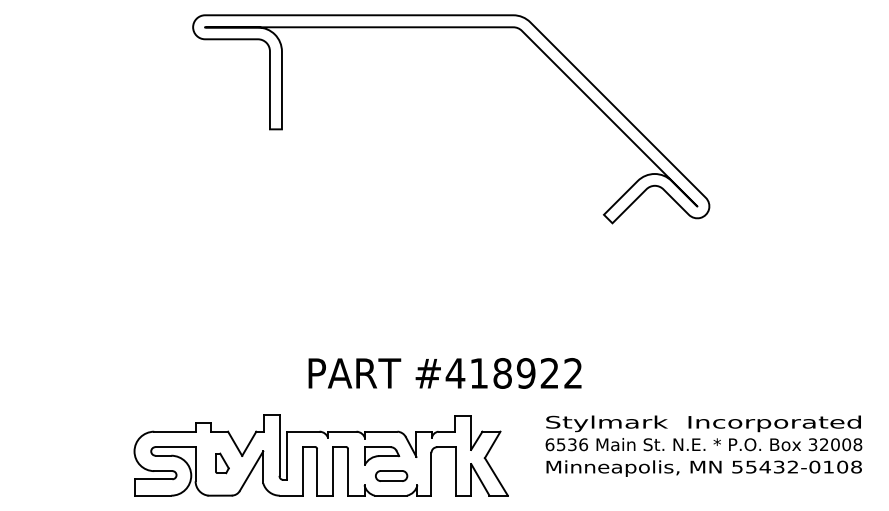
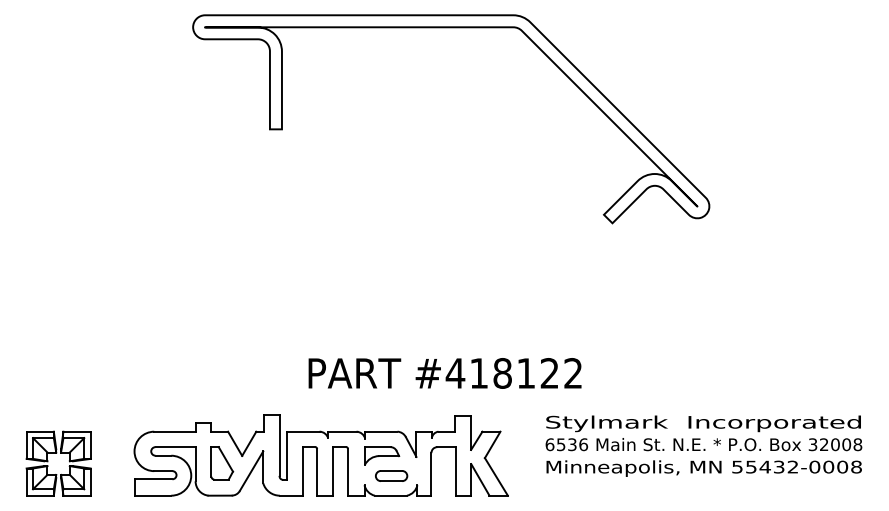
text: #418922 -> #418122 (526, 373)
part: none -> present (56, 453)
part size: 15x23 px -> 25x35 px (222, 463)
text: 55432-0108 -> 55432-0008 (828, 466)
